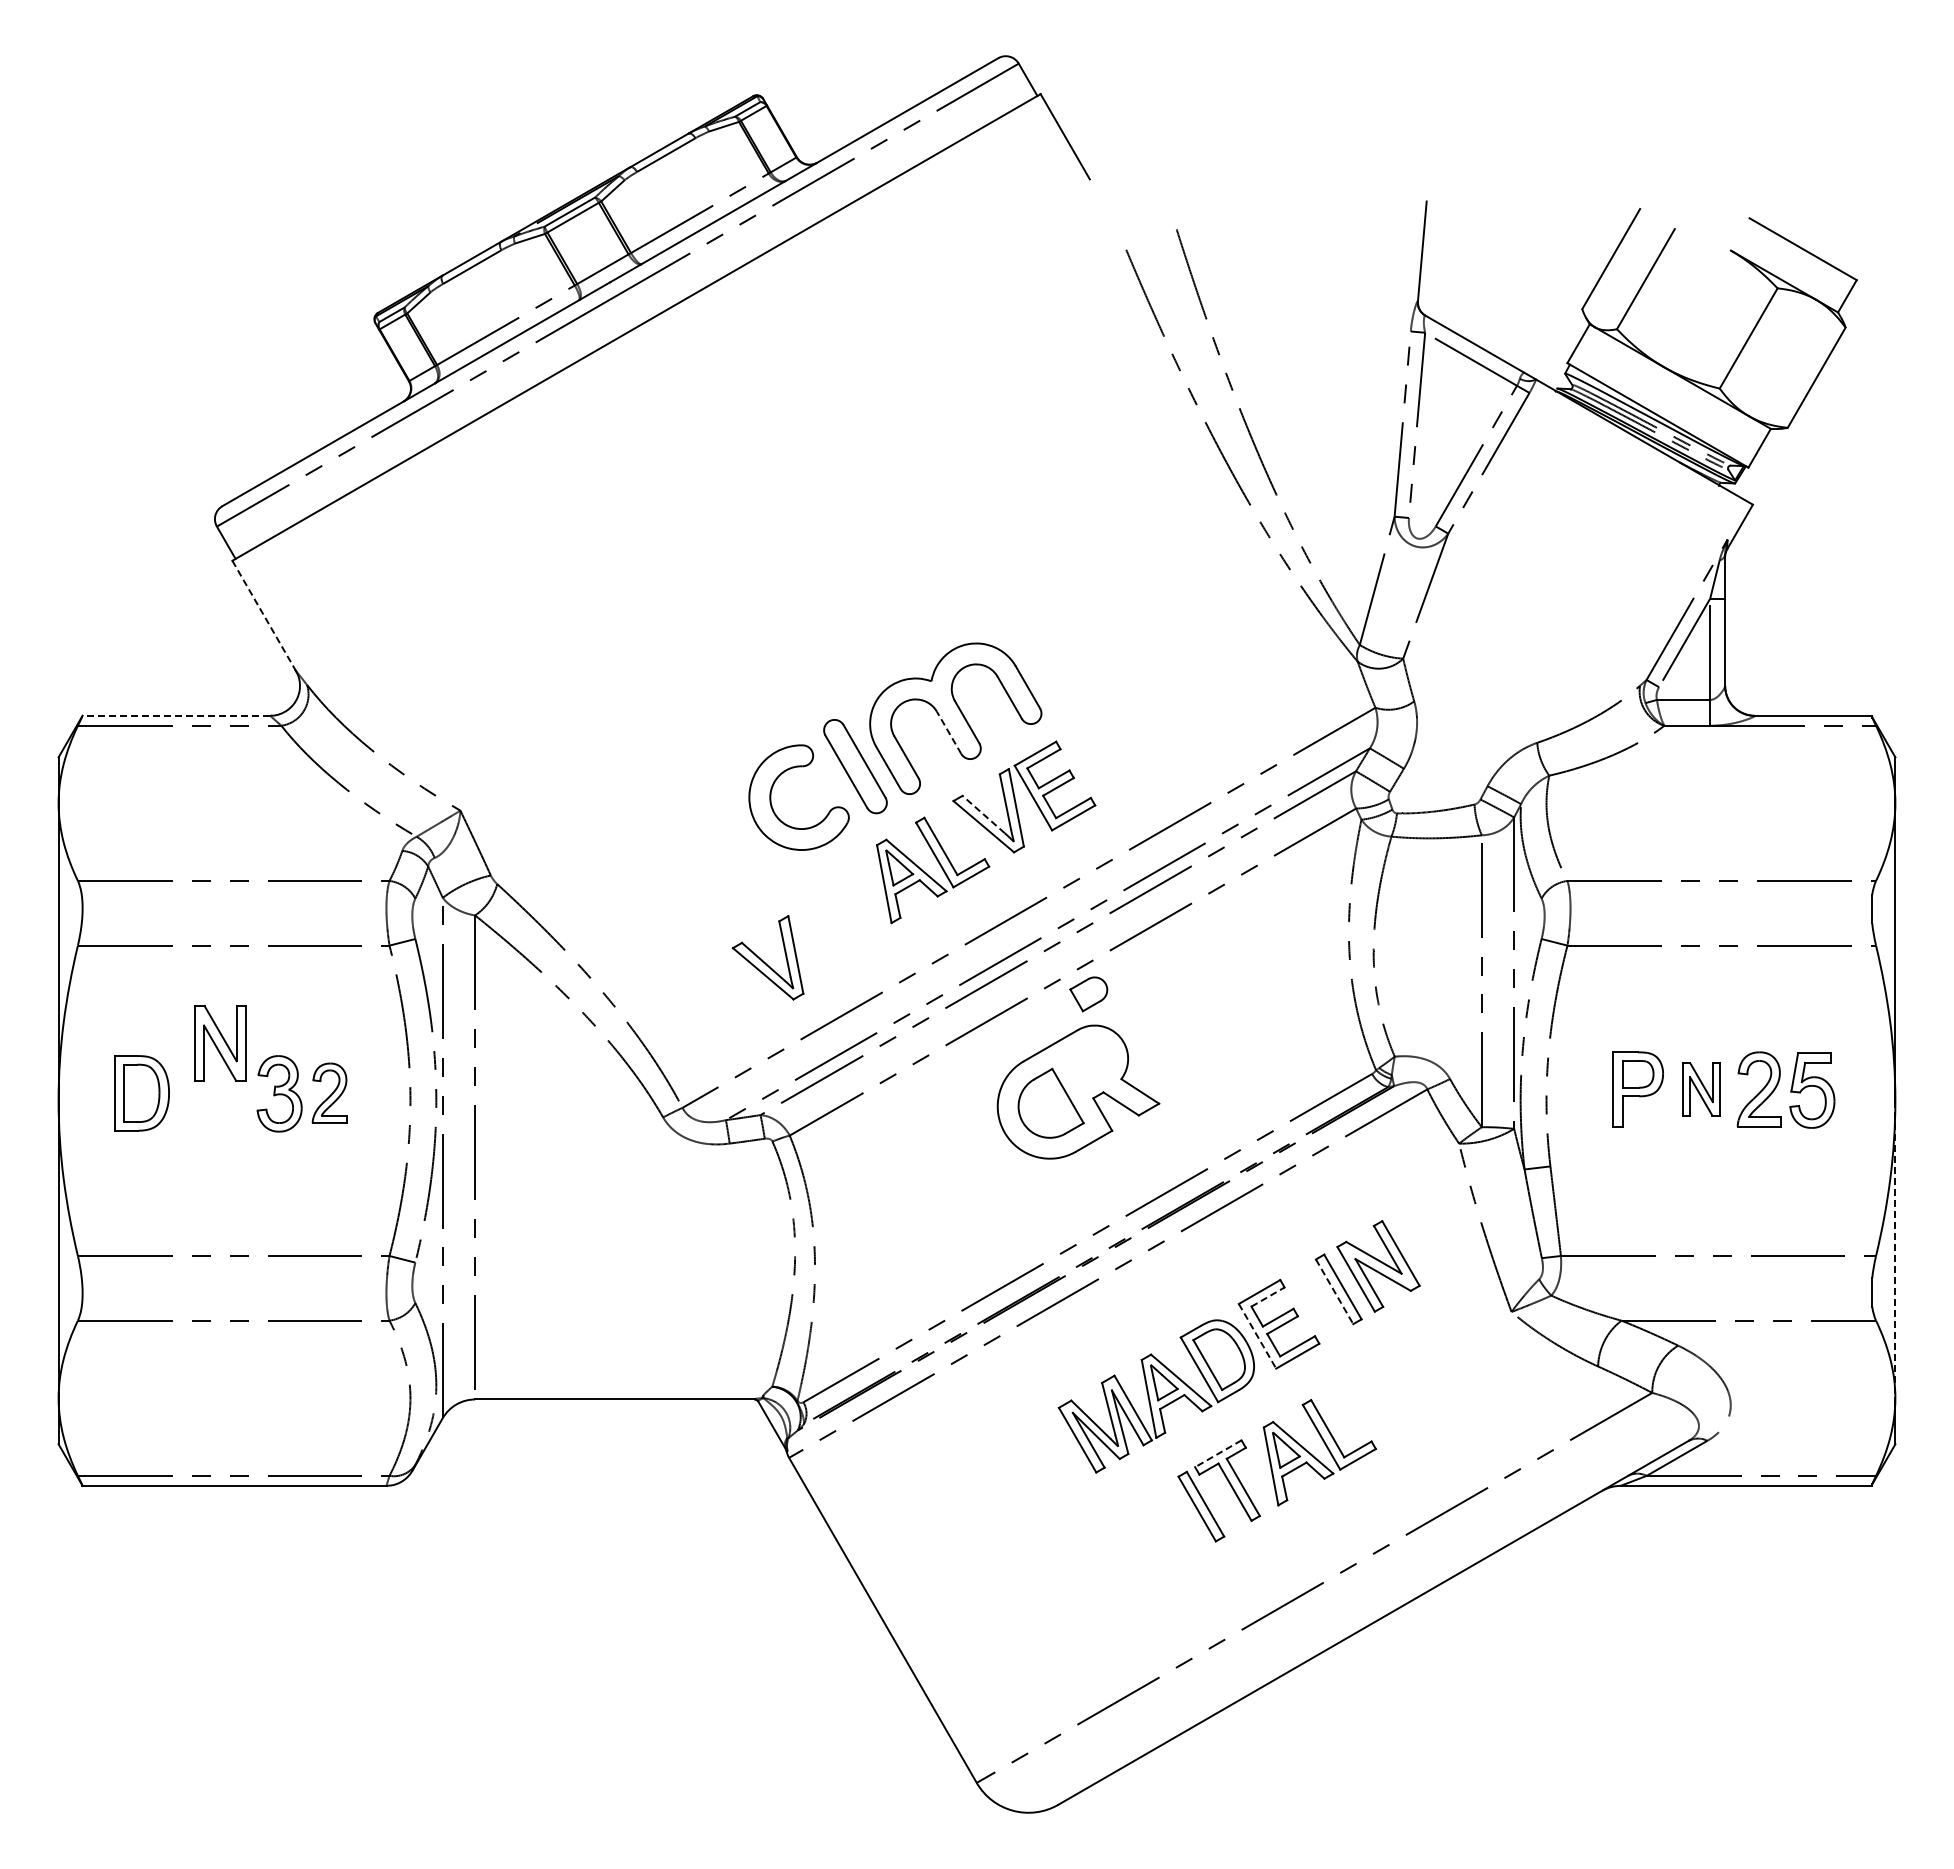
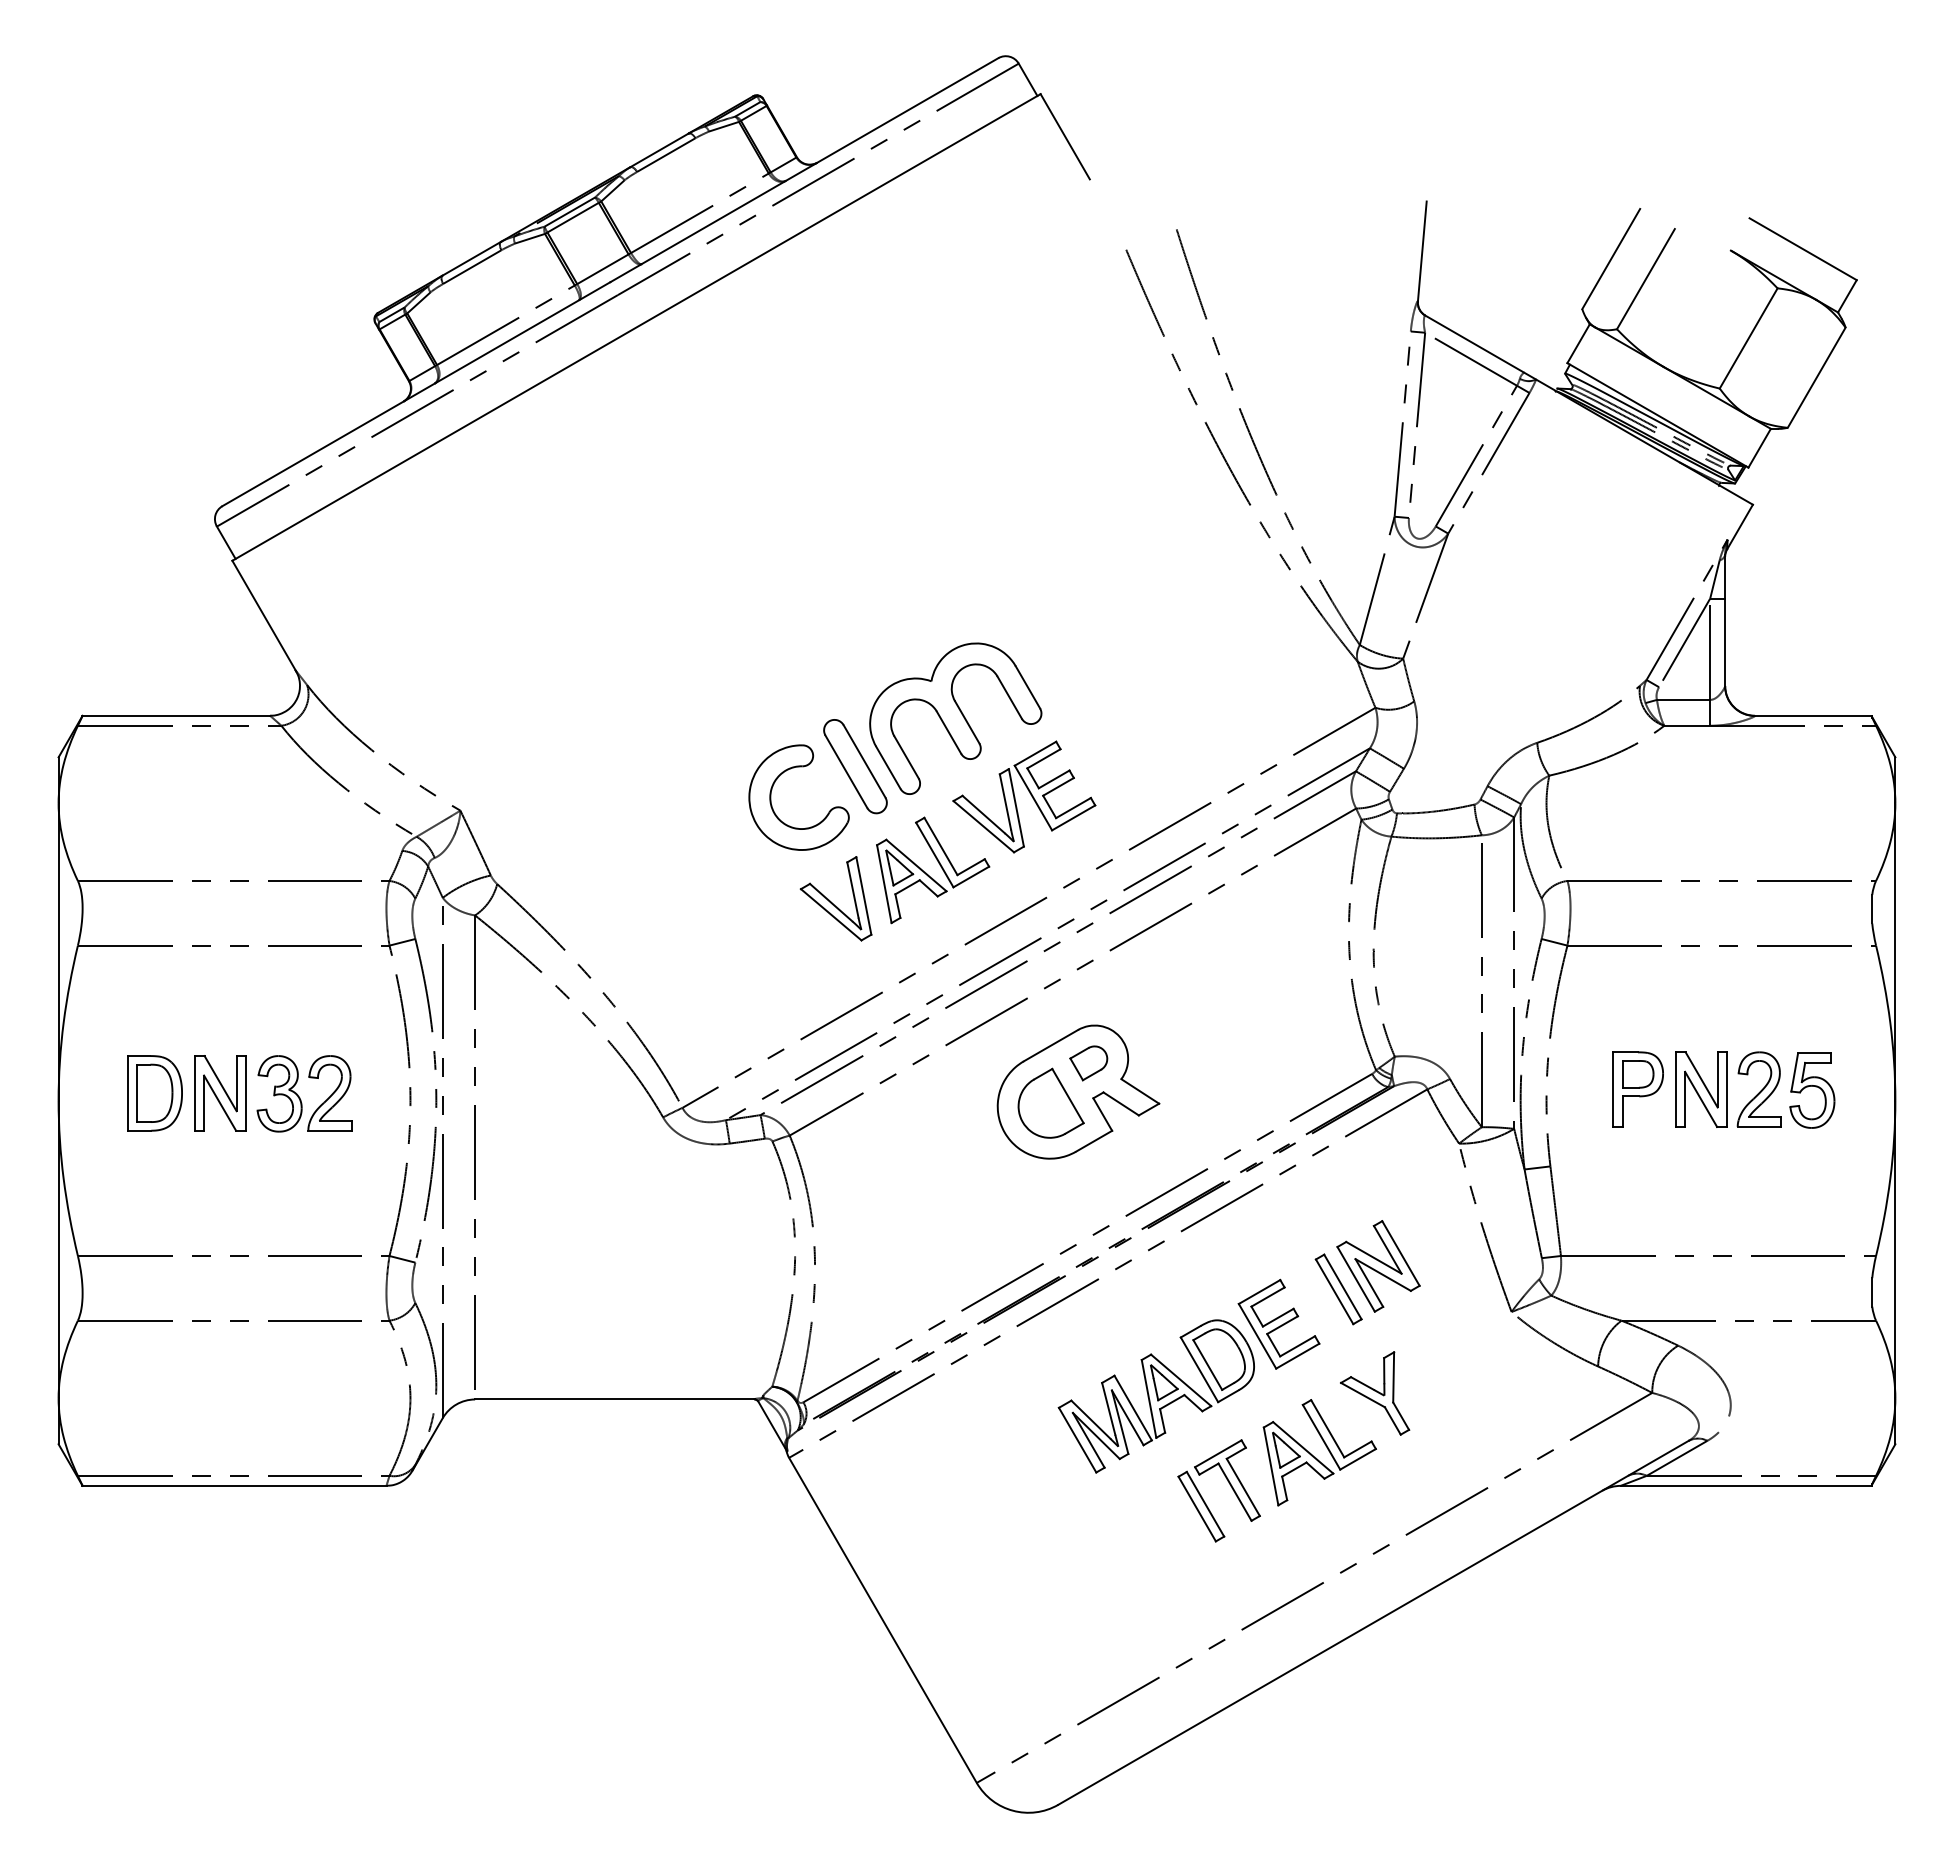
line: dashed -> solid (264, 616)
line: dashed -> solid (176, 715)
line: dashed -> solid (948, 732)
line: dashed -> solid (983, 814)
part position: (767, 957) -> (835, 898) (835, 898)
part position: (1088, 994) -> (1088, 1063) (1088, 1063)
part position: (220, 1043) -> (220, 1093) (220, 1093)
part size: 39x55 px -> 53x77 px (1701, 1089)
part size: 37x62 px -> 46x77 px (329, 1093)
part position: (141, 1093) -> (154, 1093) (154, 1093)
line: dashed -> solid (1895, 1249)
line: dashed -> solid (1334, 1292)
line: dashed -> solid (1268, 1296)
line: dashed -> solid (1257, 1336)
part: none -> present (1375, 1393)
line: dashed -> solid (1218, 1453)
